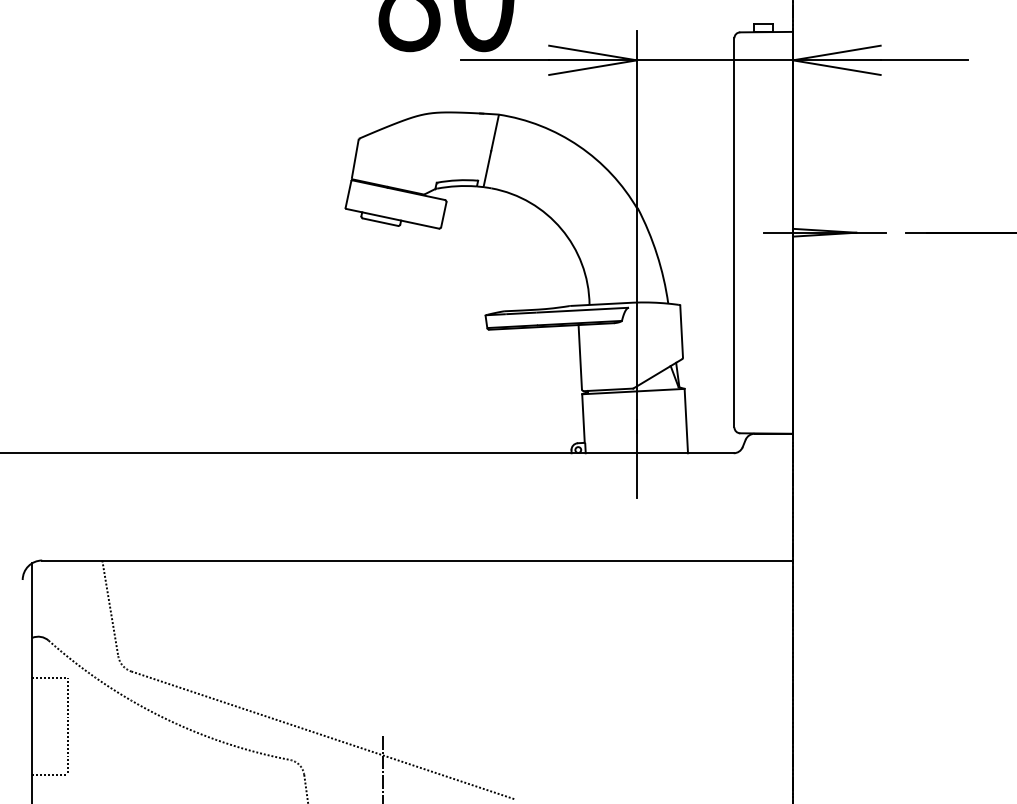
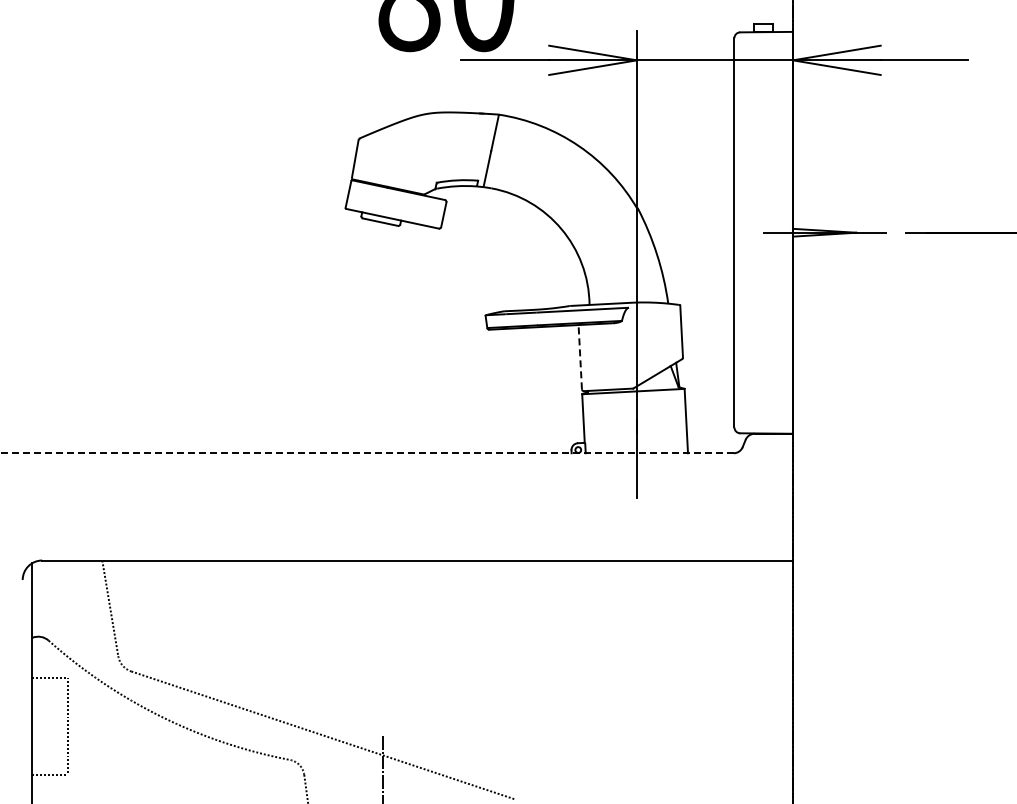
line: solid -> dashed (580, 356)
line: solid -> dashed (366, 453)
